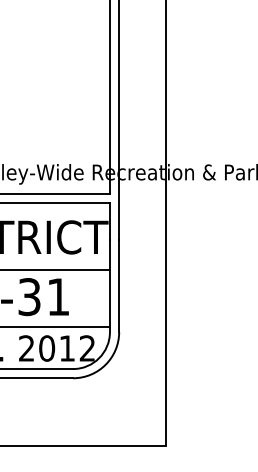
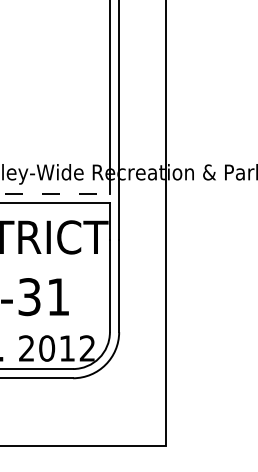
line: solid -> dashed (54, 193)
line: present -> none (55, 270)
line: present -> none (55, 327)
